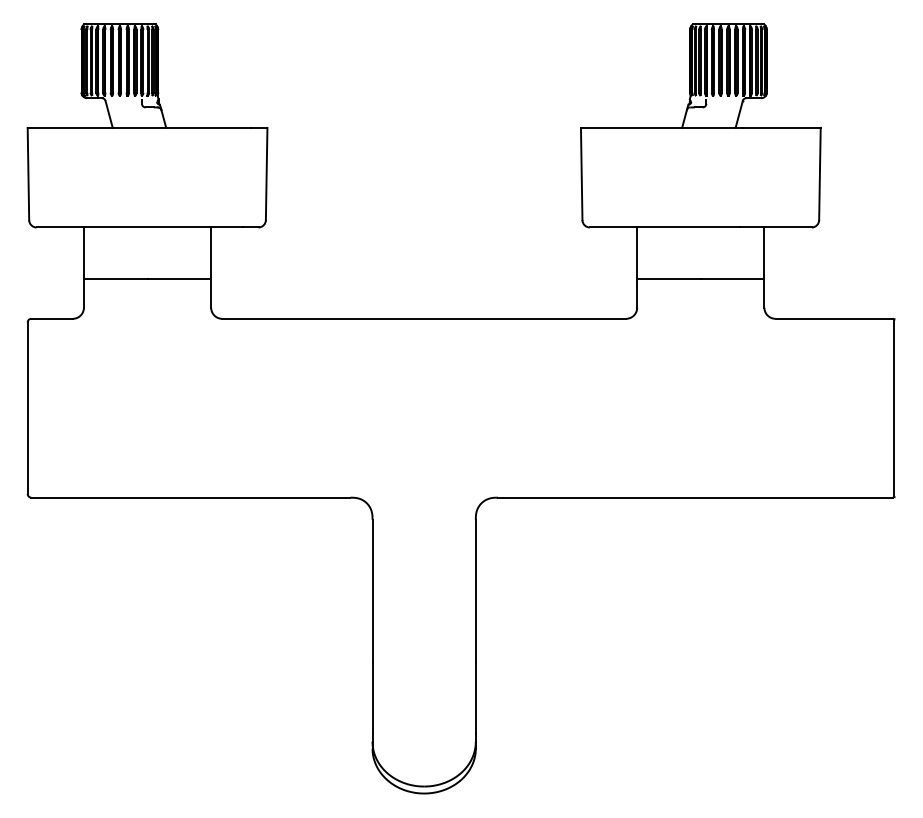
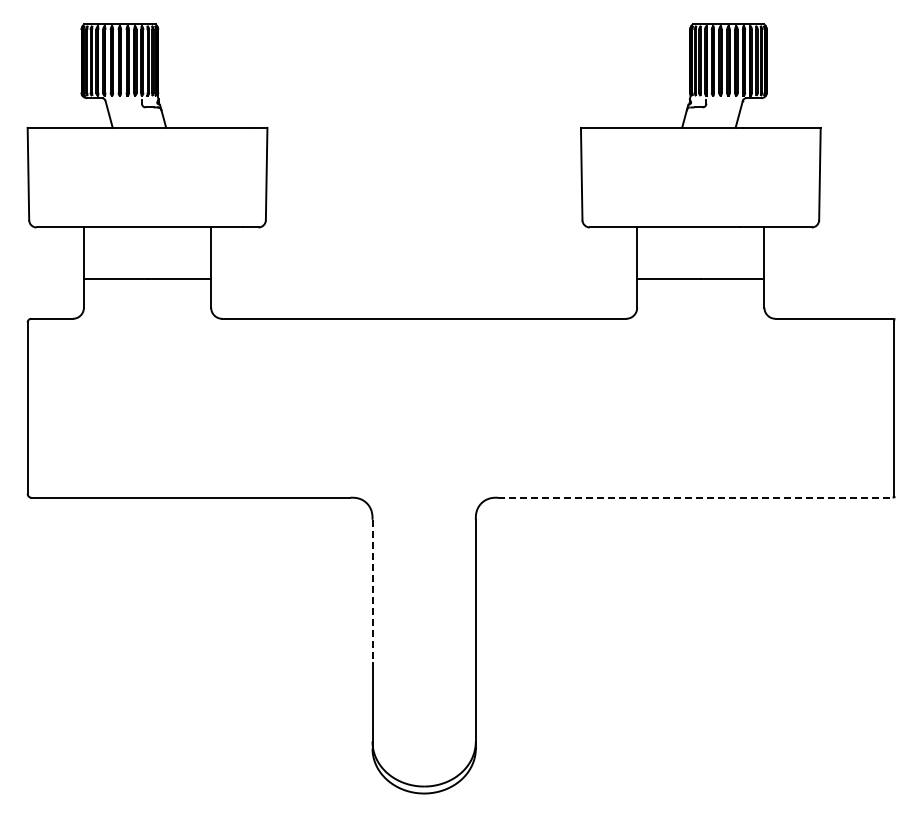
line: solid -> dashed (695, 497)
line: solid -> dashed (372, 591)
